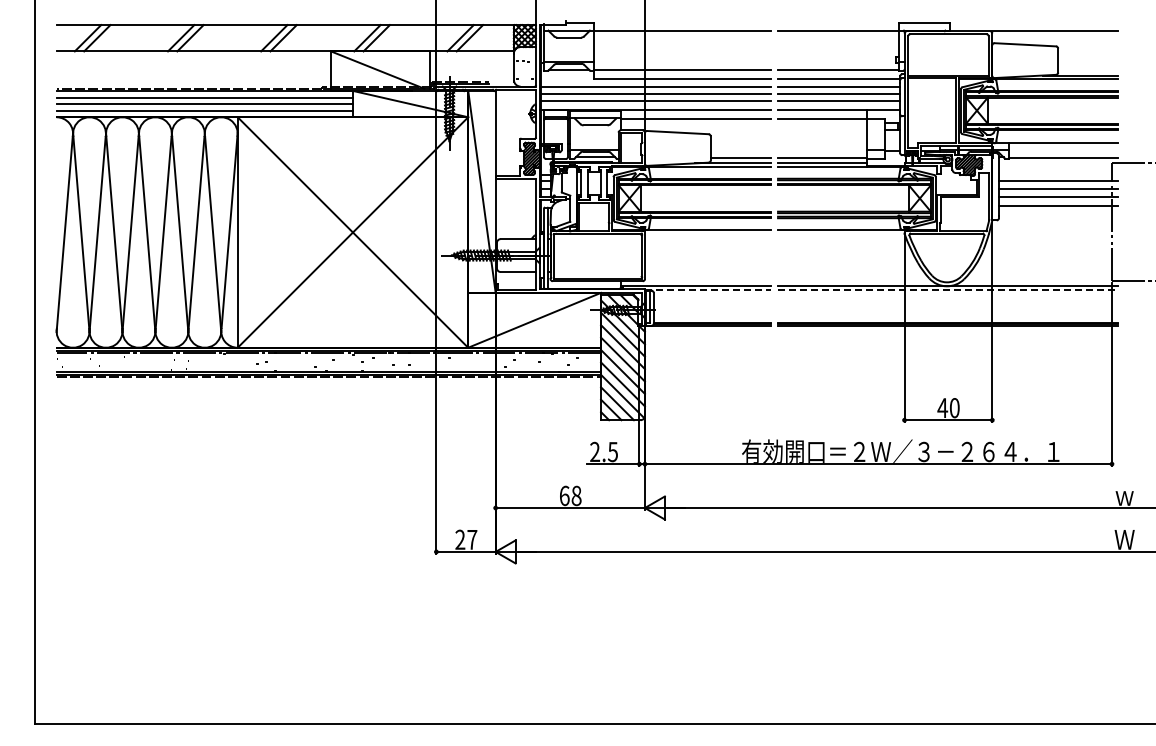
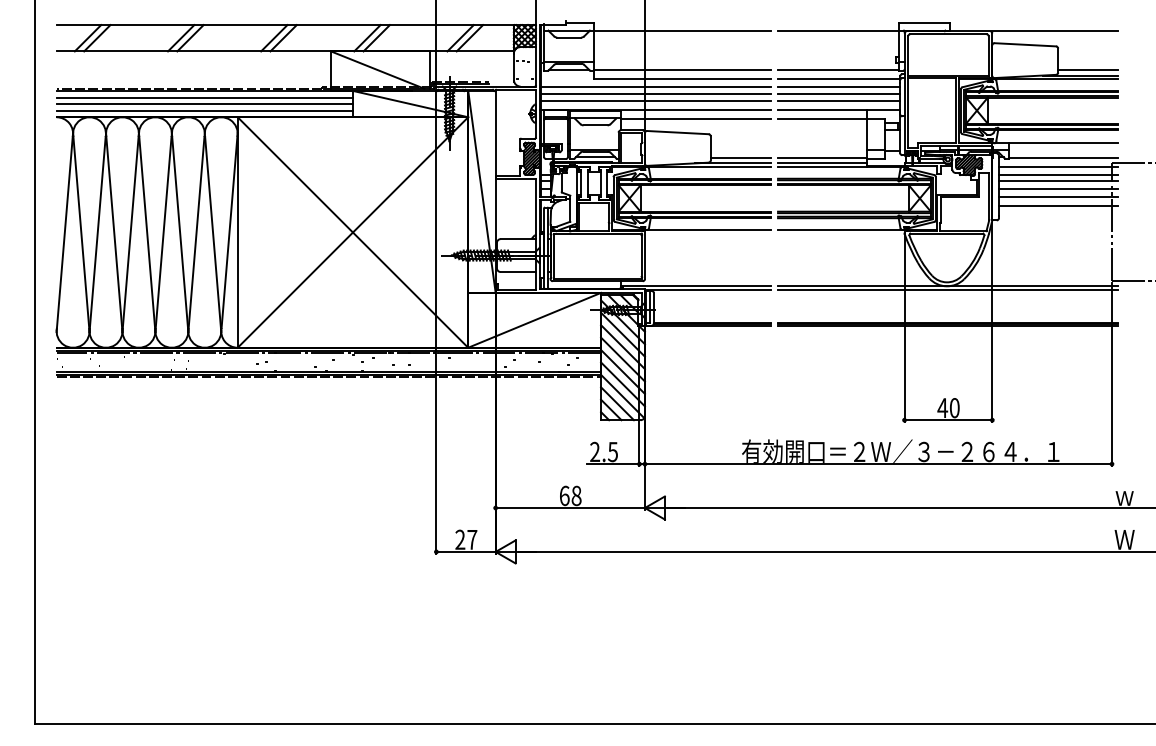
line: none -> present (1087, 70)
line: none -> present (1058, 166)
line: none -> present (1058, 174)
line: dashed -> solid (708, 290)
line: dashed -> solid (948, 290)
